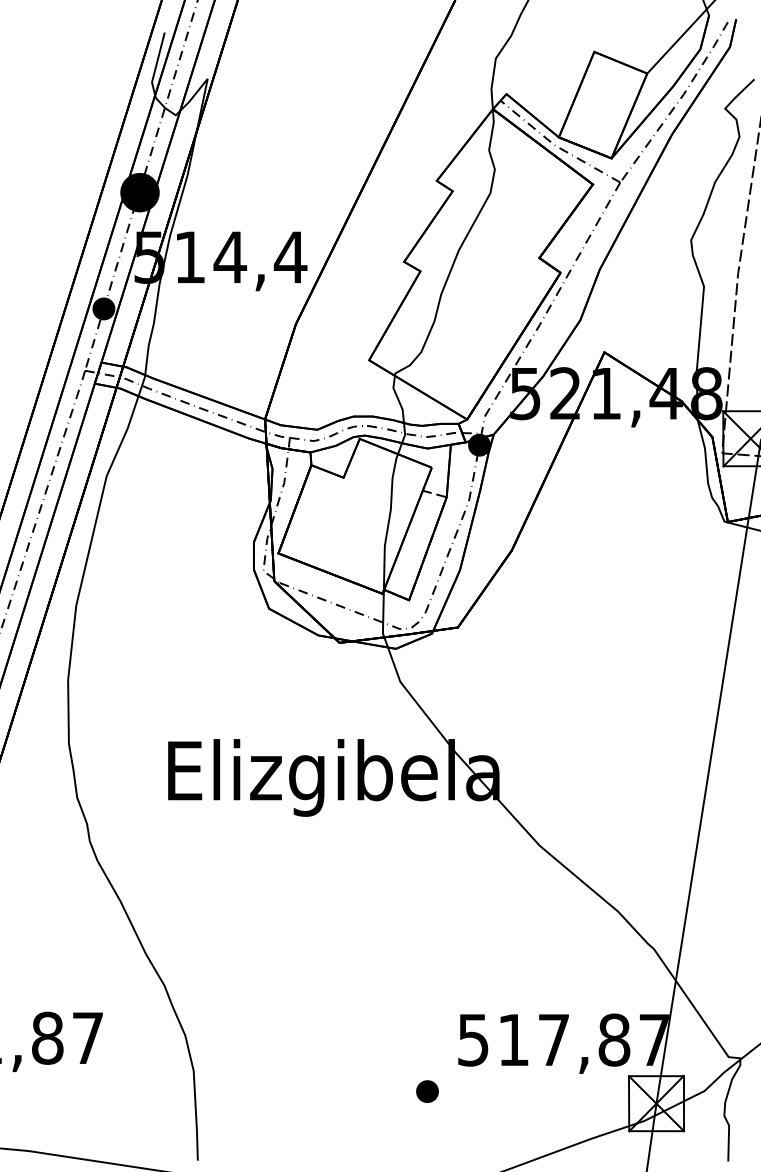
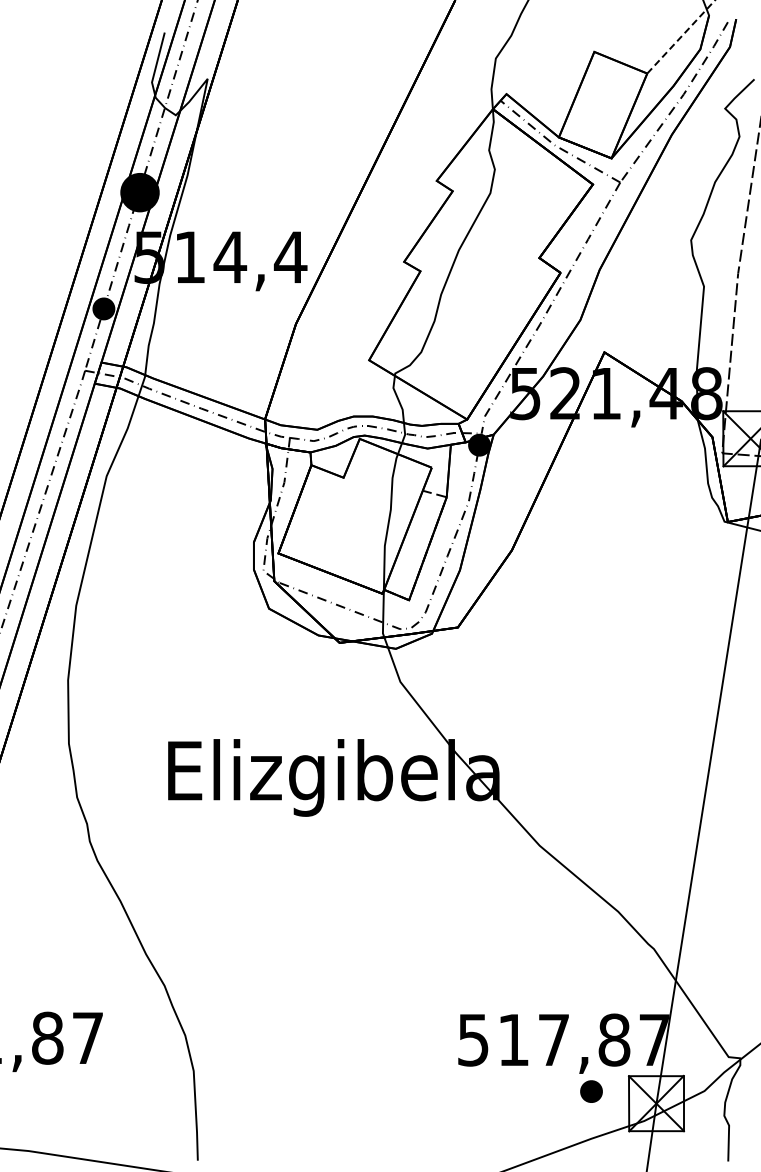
line: solid -> dashed (681, 37)
part position: (427, 1091) -> (591, 1091) (591, 1091)
